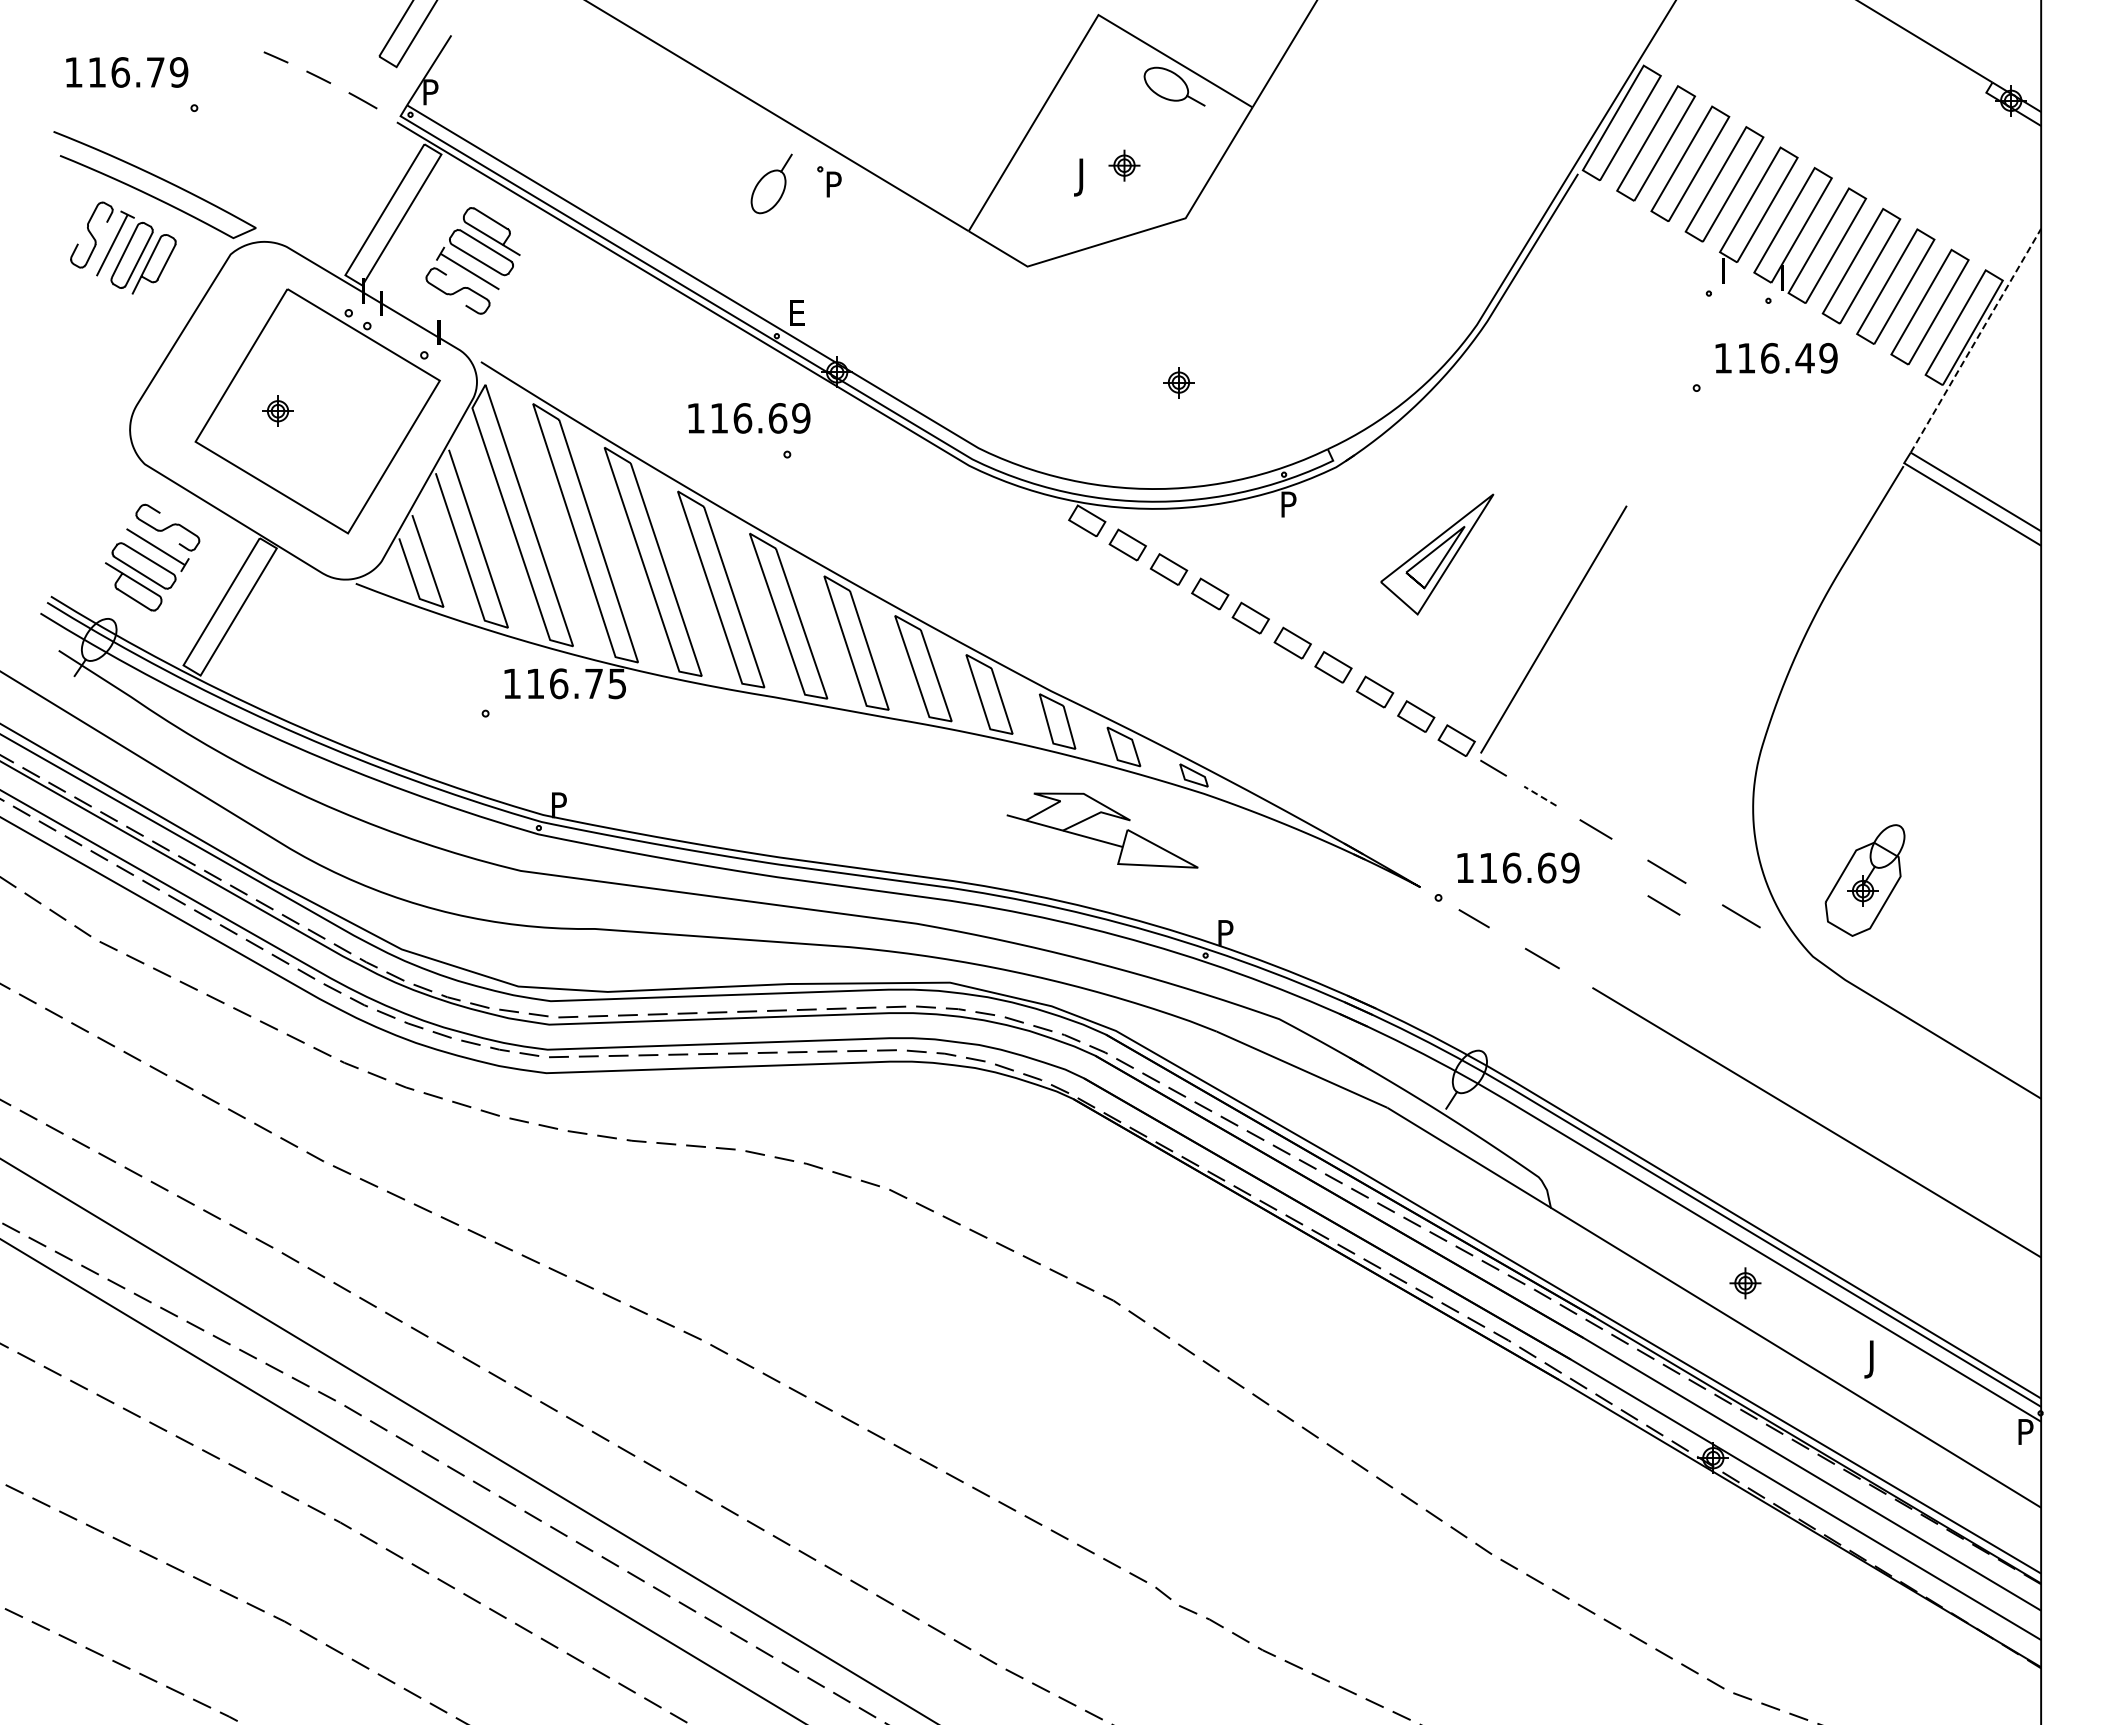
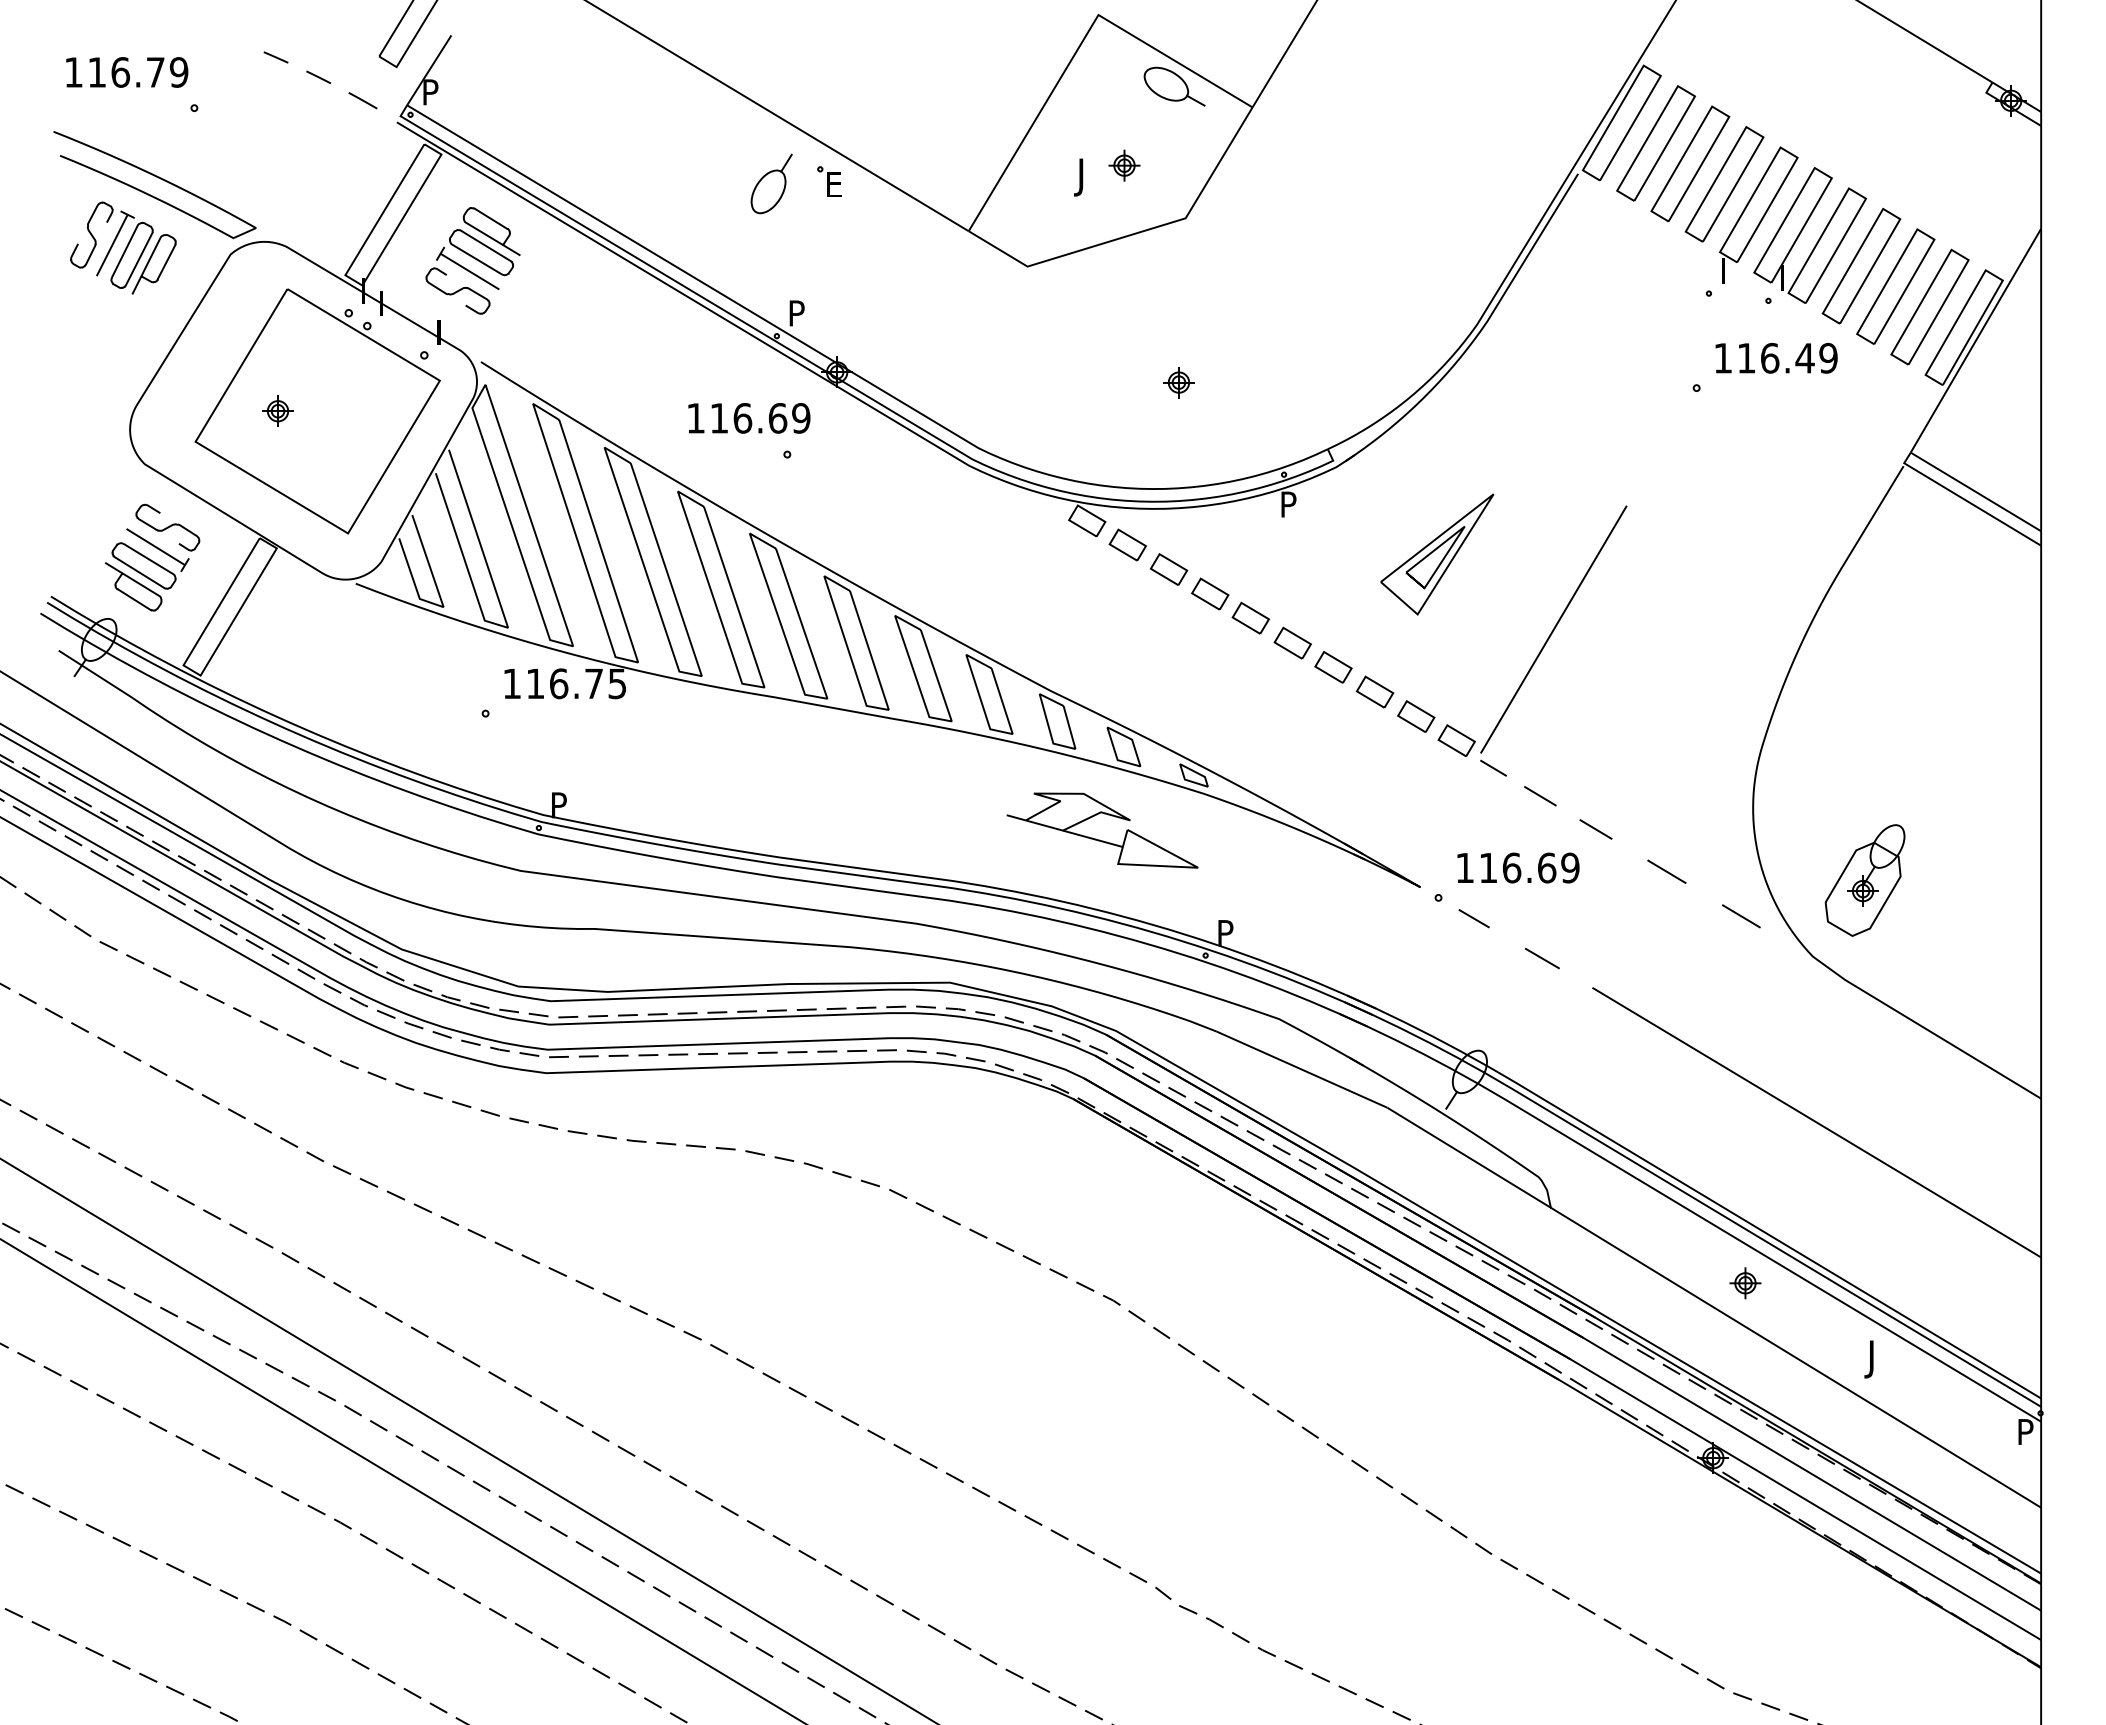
text: P -> E (833, 184)
text: E -> P (796, 313)
line: dashed -> solid (1975, 340)
line: dashed -> solid (1540, 796)
line: present -> none (1663, 905)
